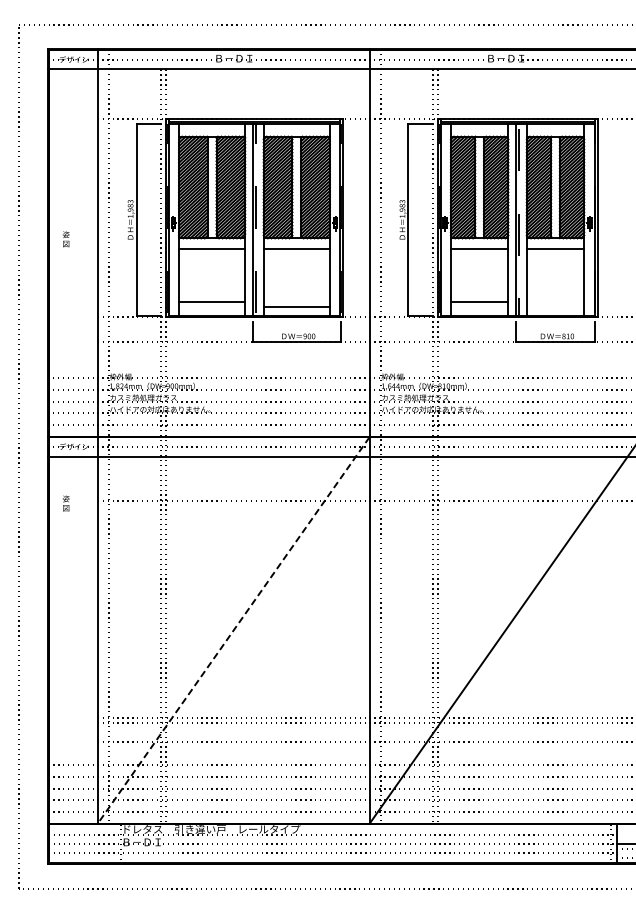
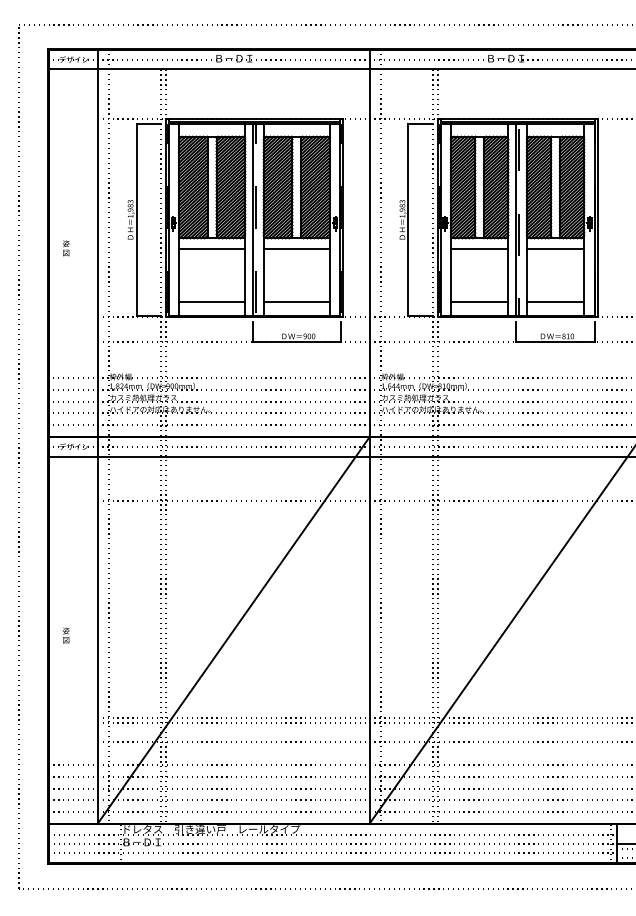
text position: (66, 239) -> (66, 248) (66, 248)
line: none -> present (555, 301)
line position: (296, 306) -> (296, 301) (296, 301)
text position: (66, 503) -> (66, 635) (66, 635)
line: dashed -> solid (233, 630)
